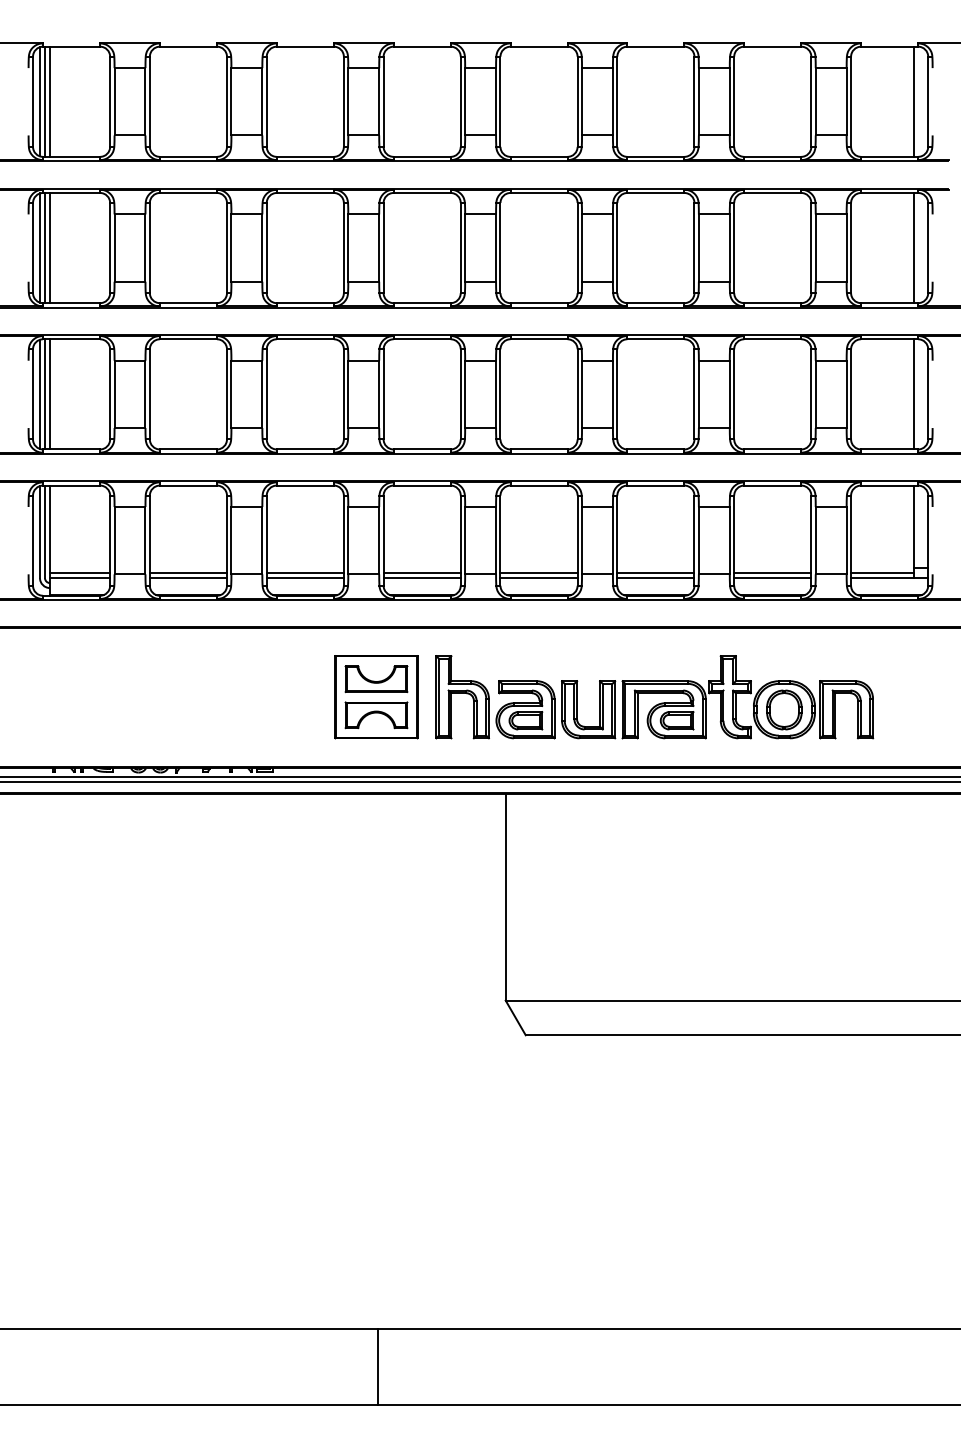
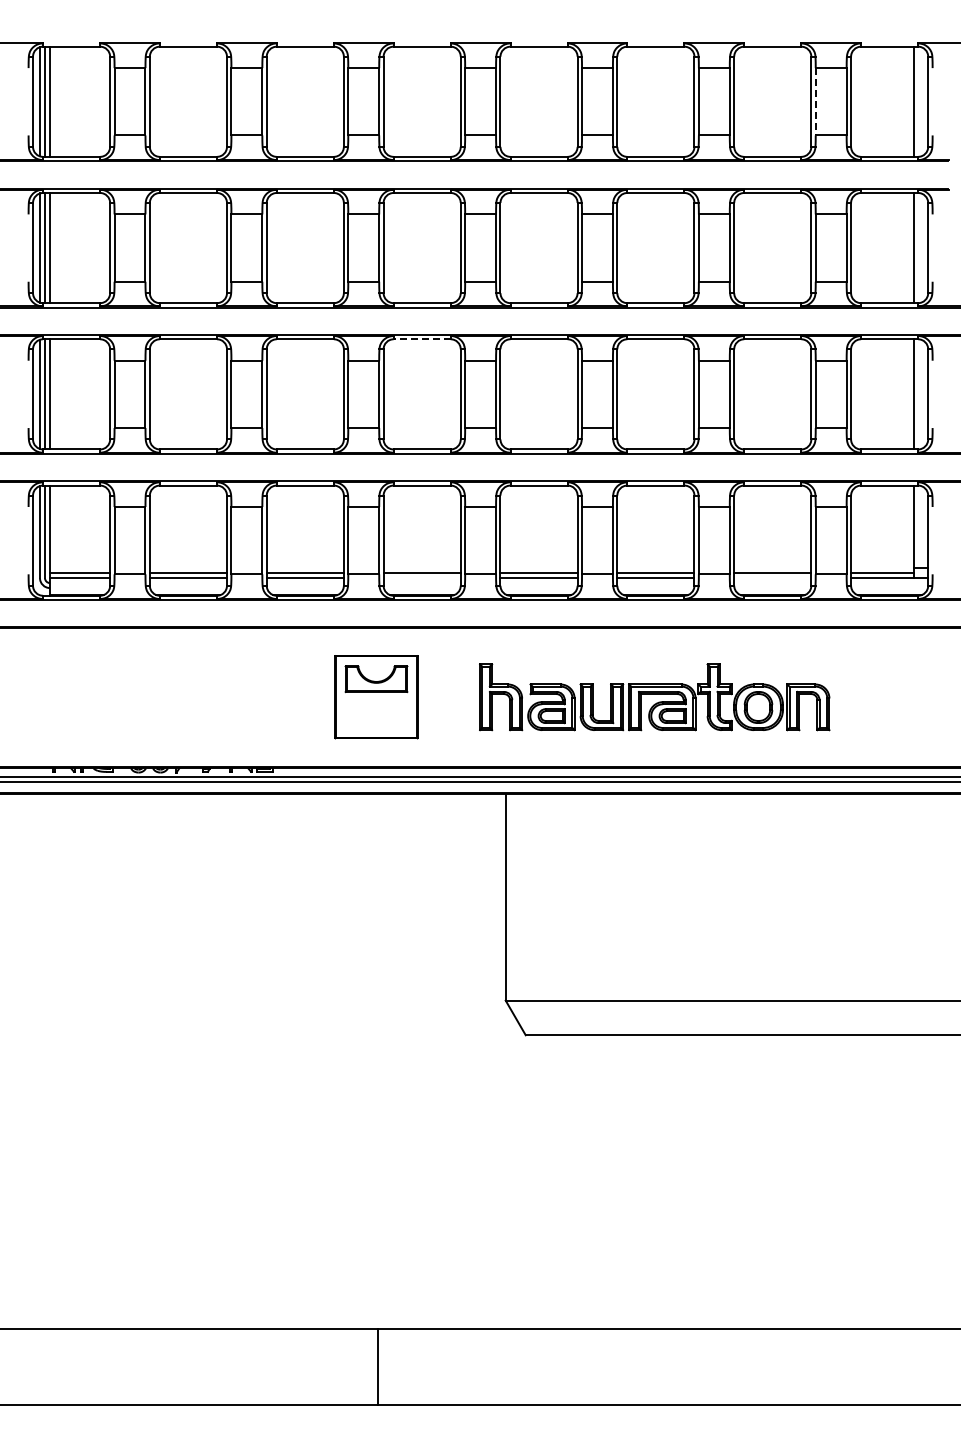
line: solid -> dashed (815, 101)
line: solid -> dashed (422, 339)
line: present -> none (421, 578)
line: present -> none (772, 578)
part size: 440x85 px -> 352x69 px (654, 697)
part: present -> none (376, 715)
